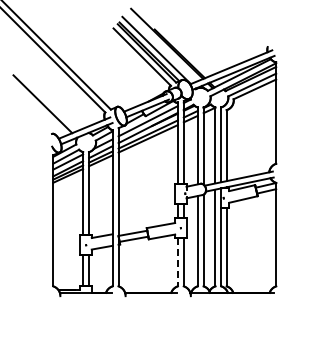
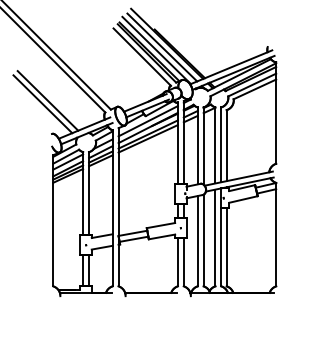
line: none -> present (162, 47)
line: none -> present (47, 100)
line: dashed -> solid (177, 262)
